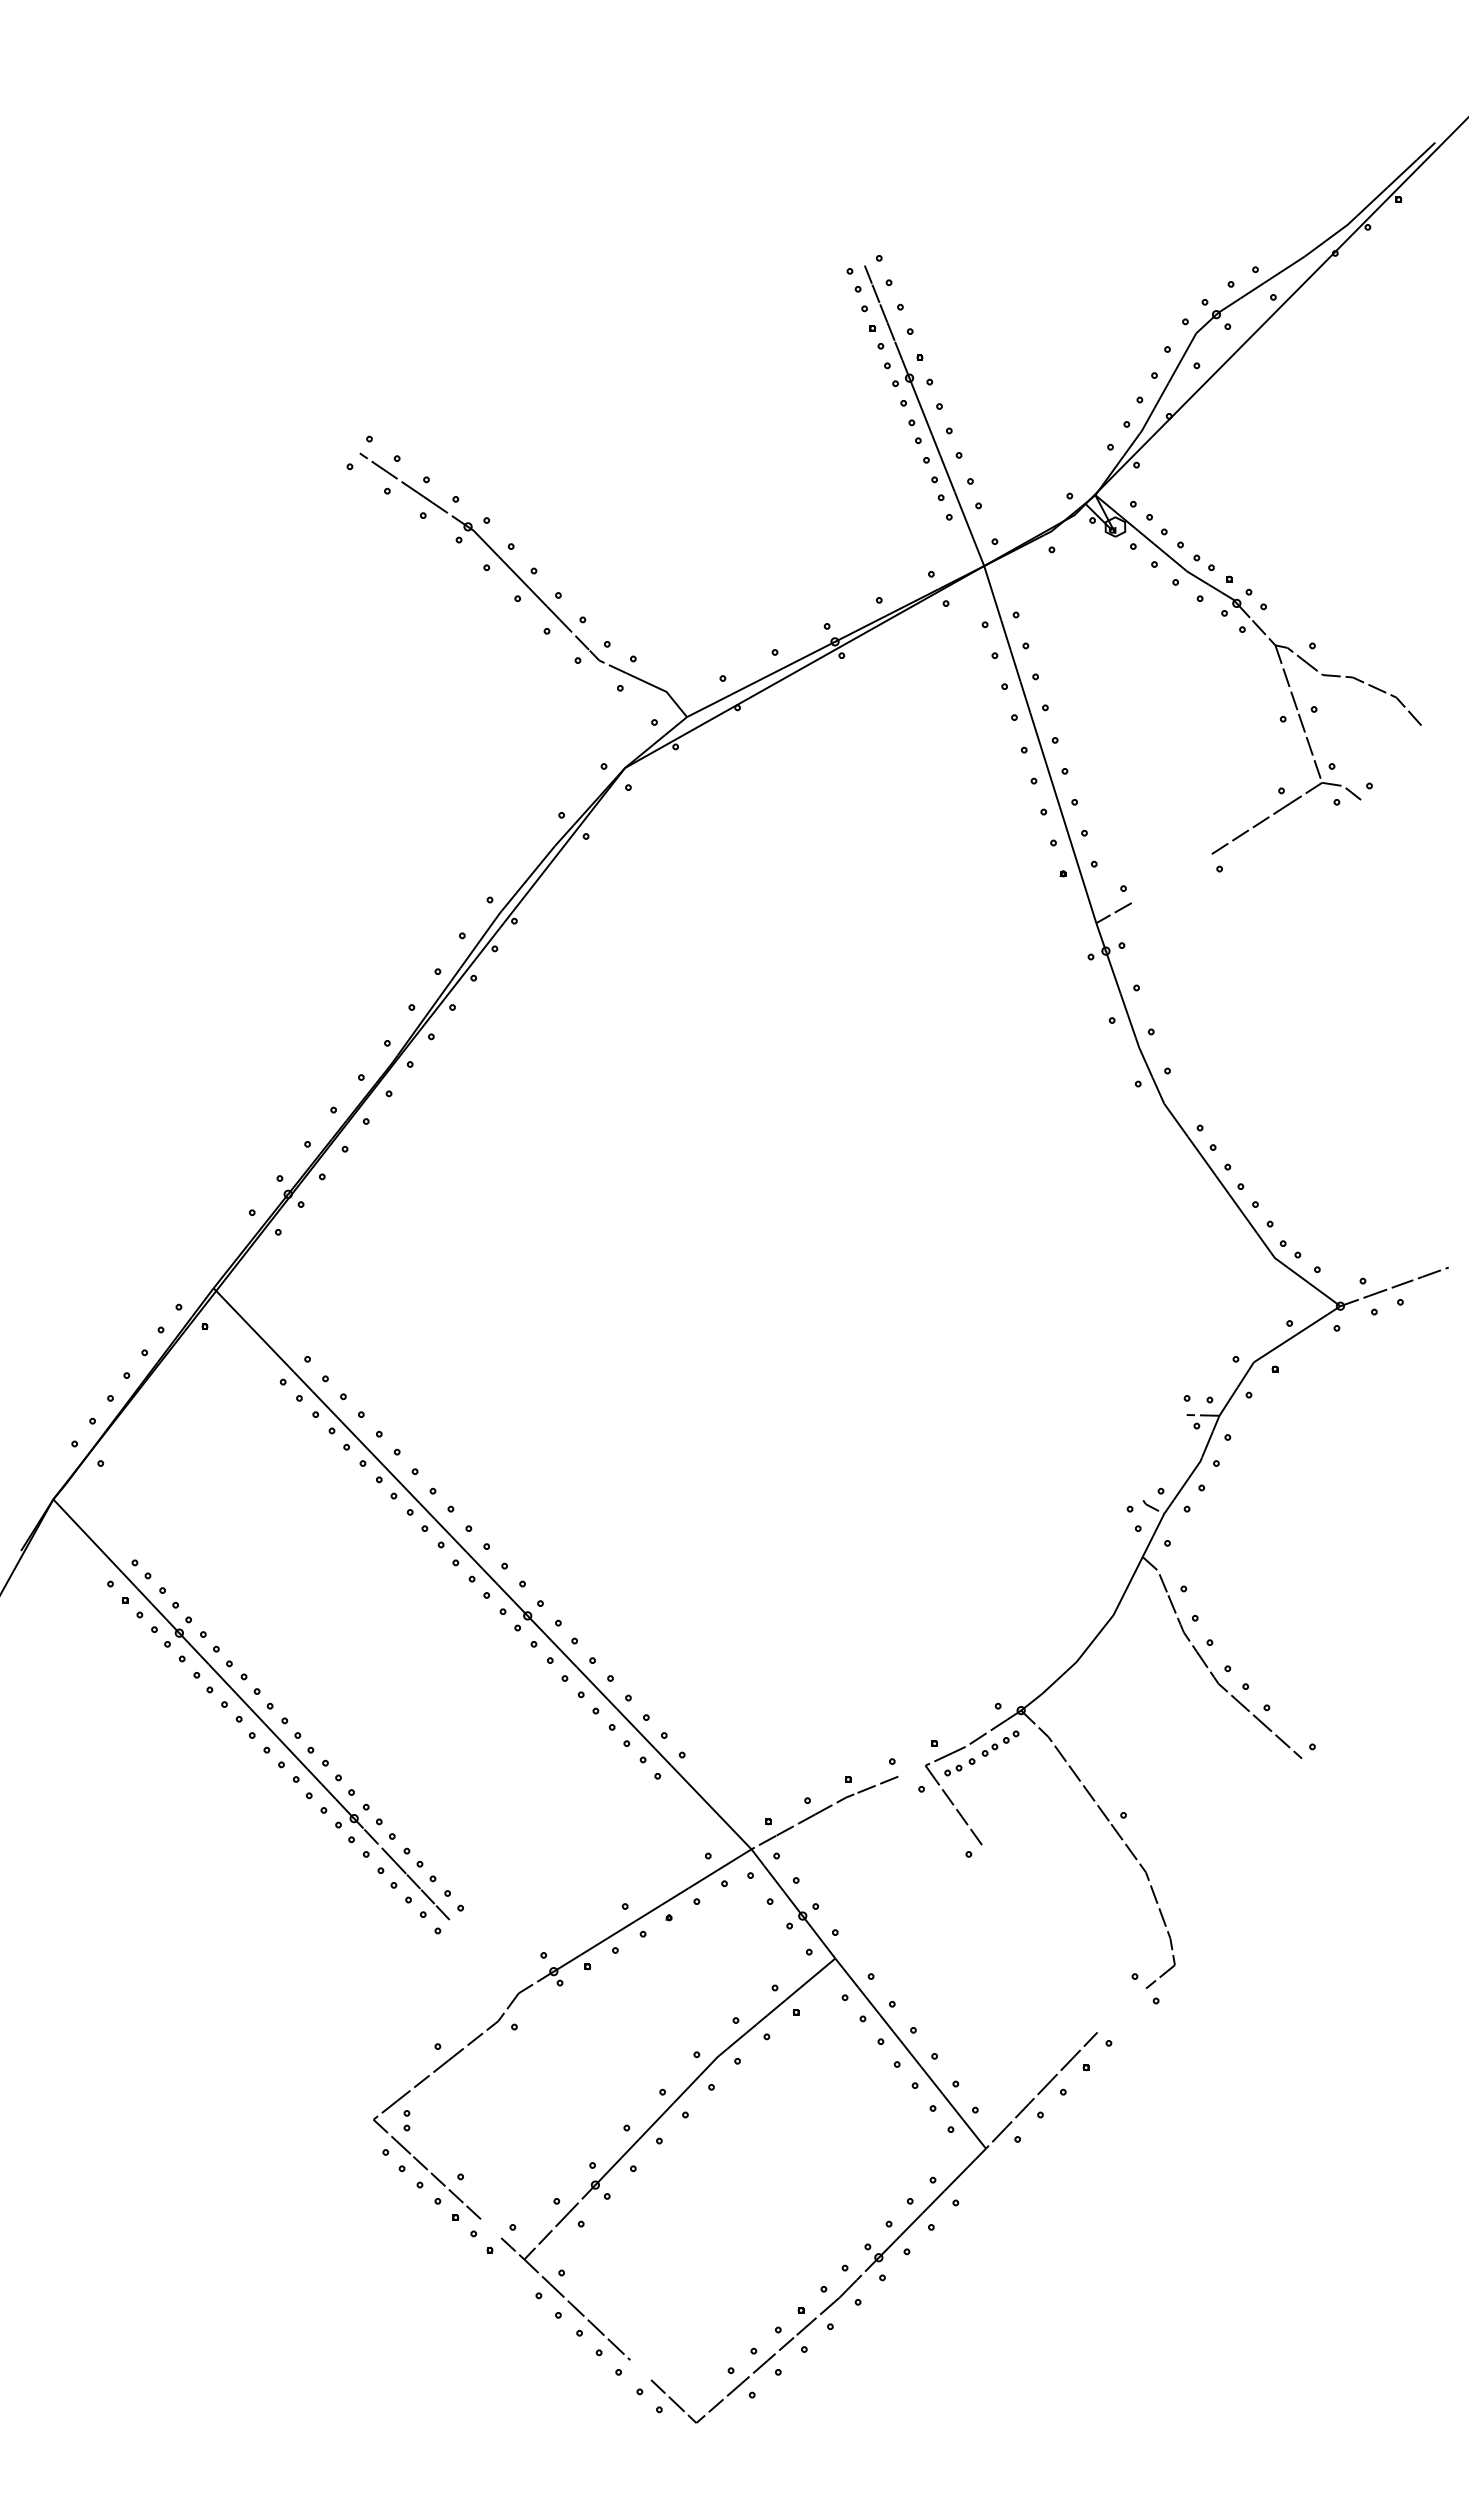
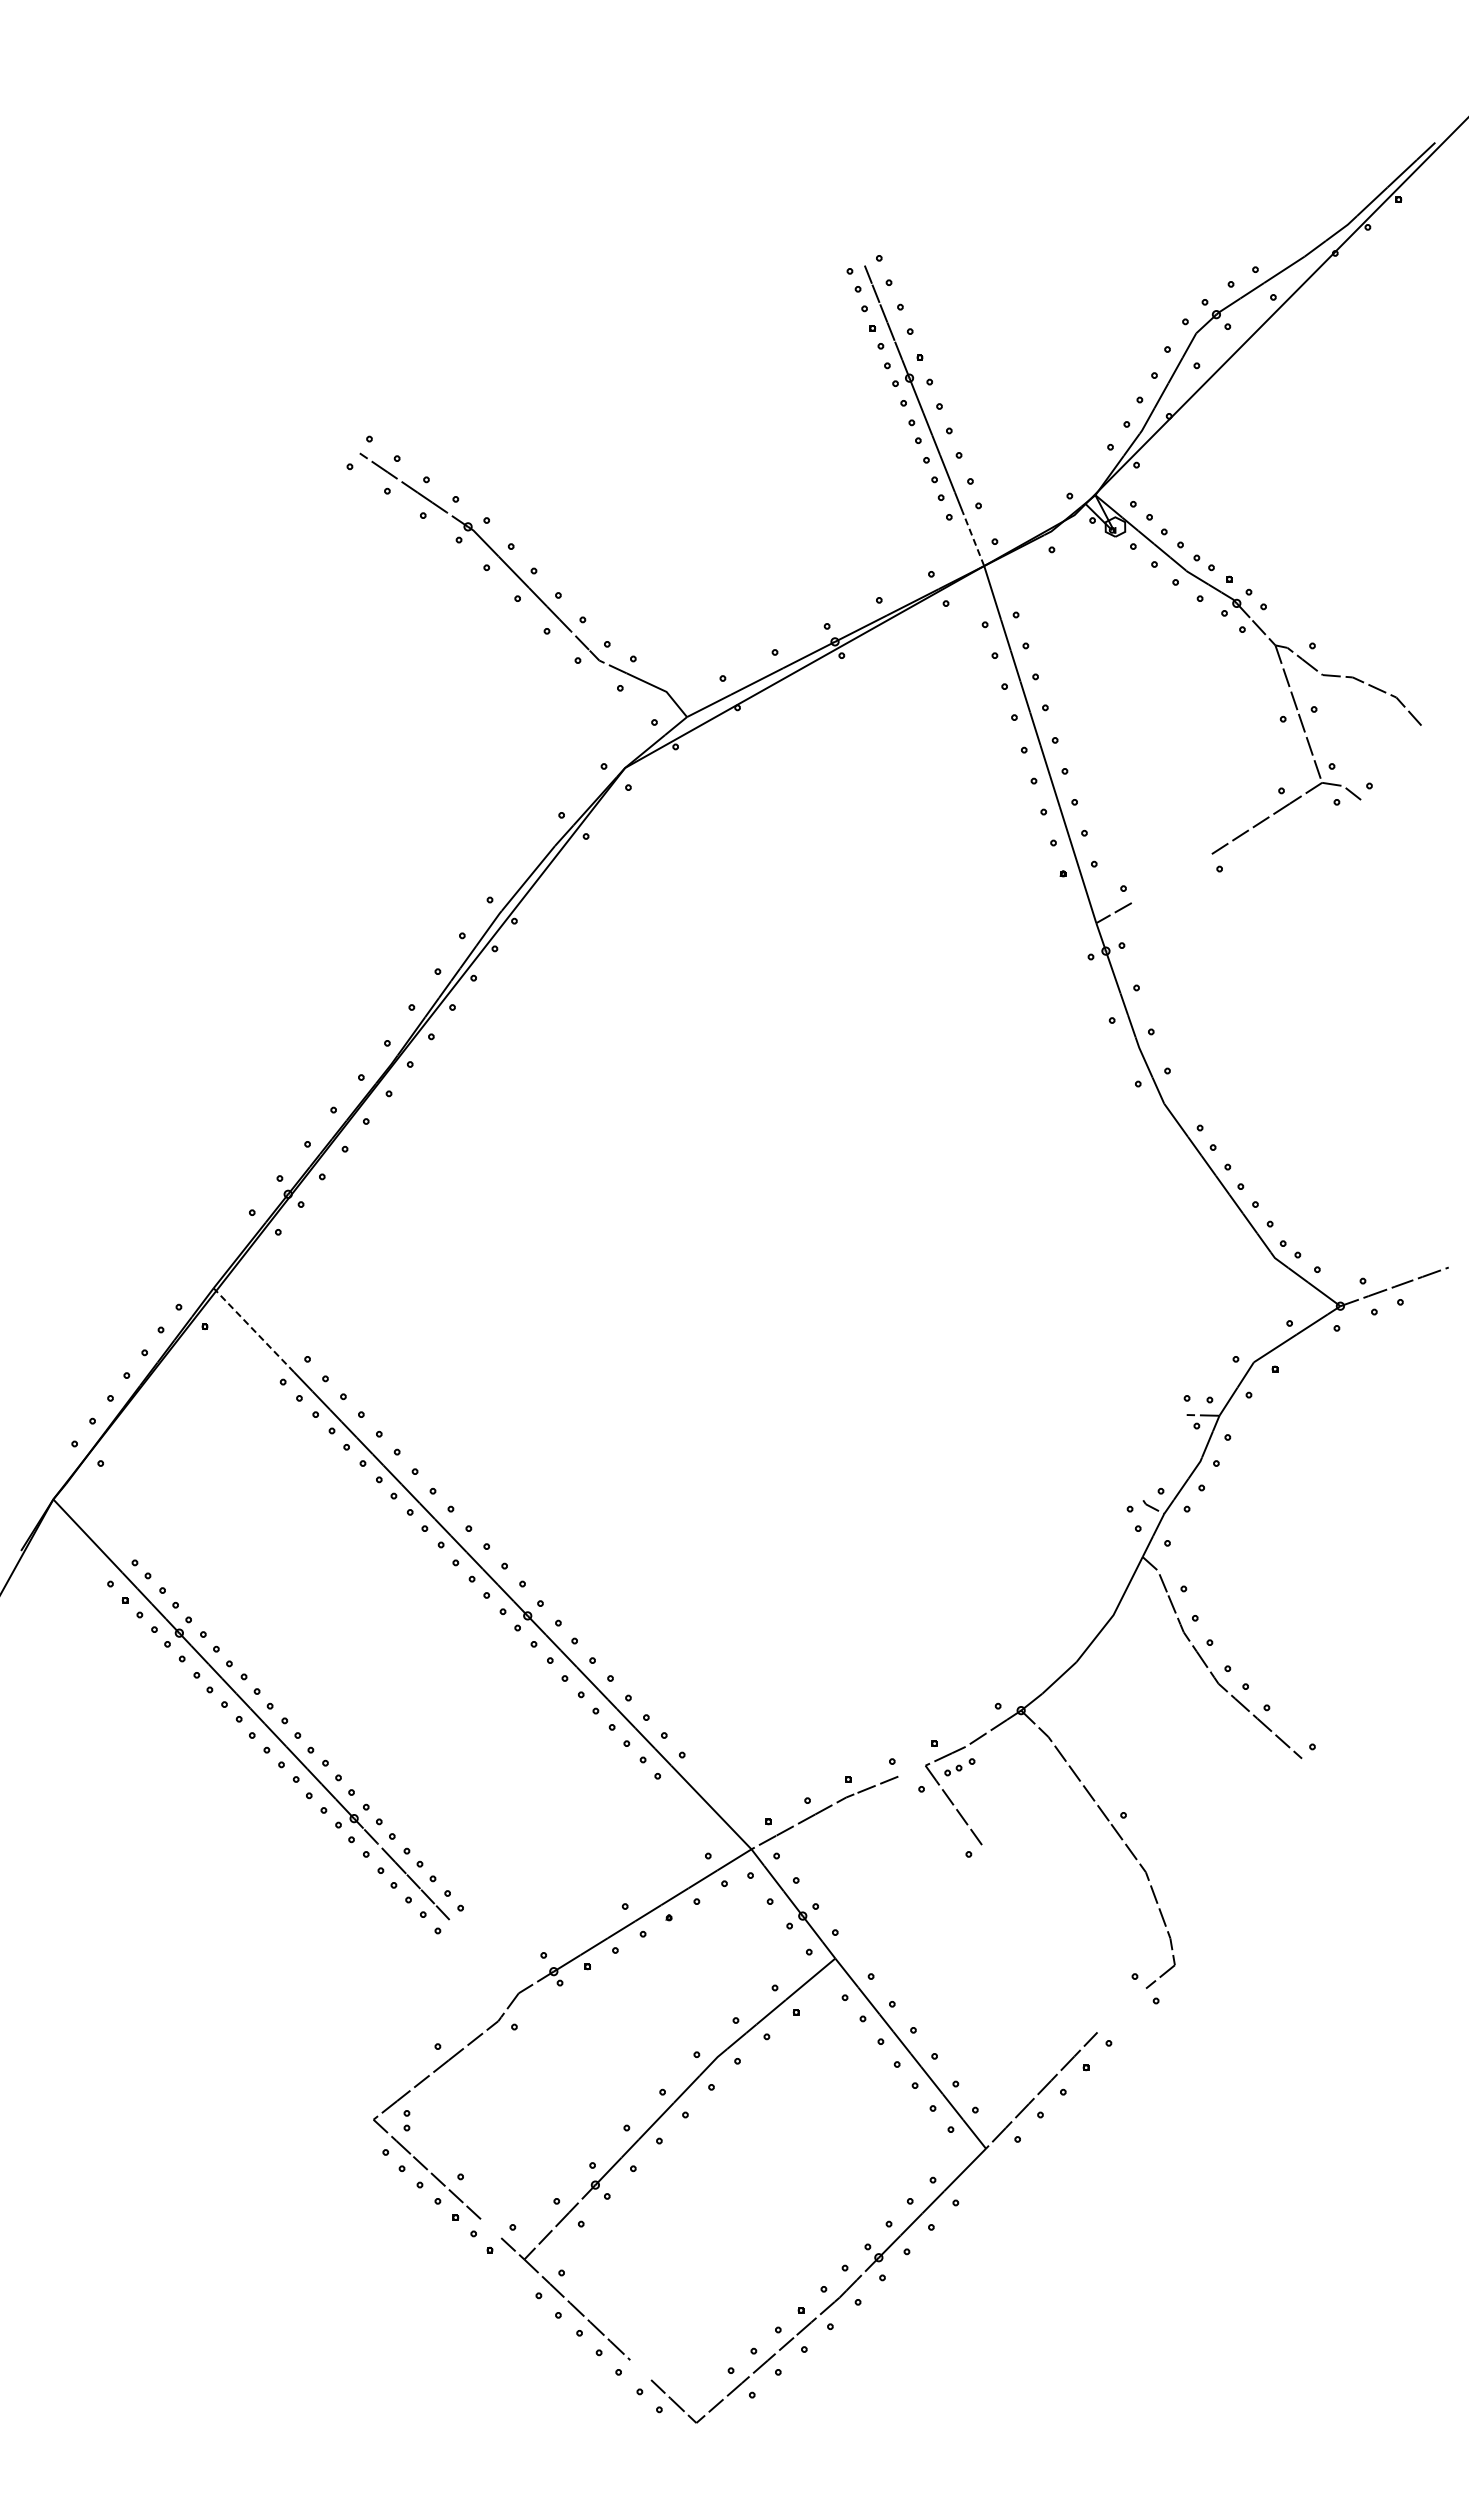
line: solid -> dashed (973, 538)
line: solid -> dashed (253, 1329)
part: present -> none (1000, 1743)
